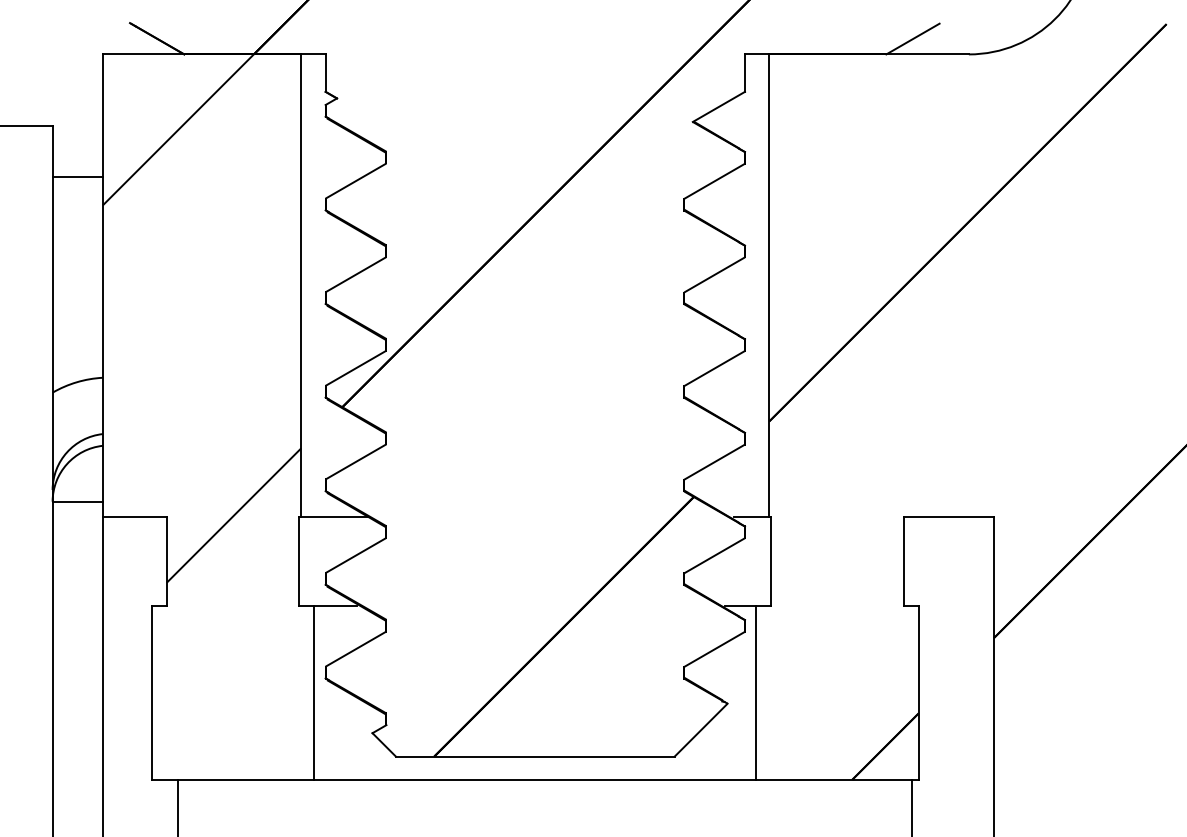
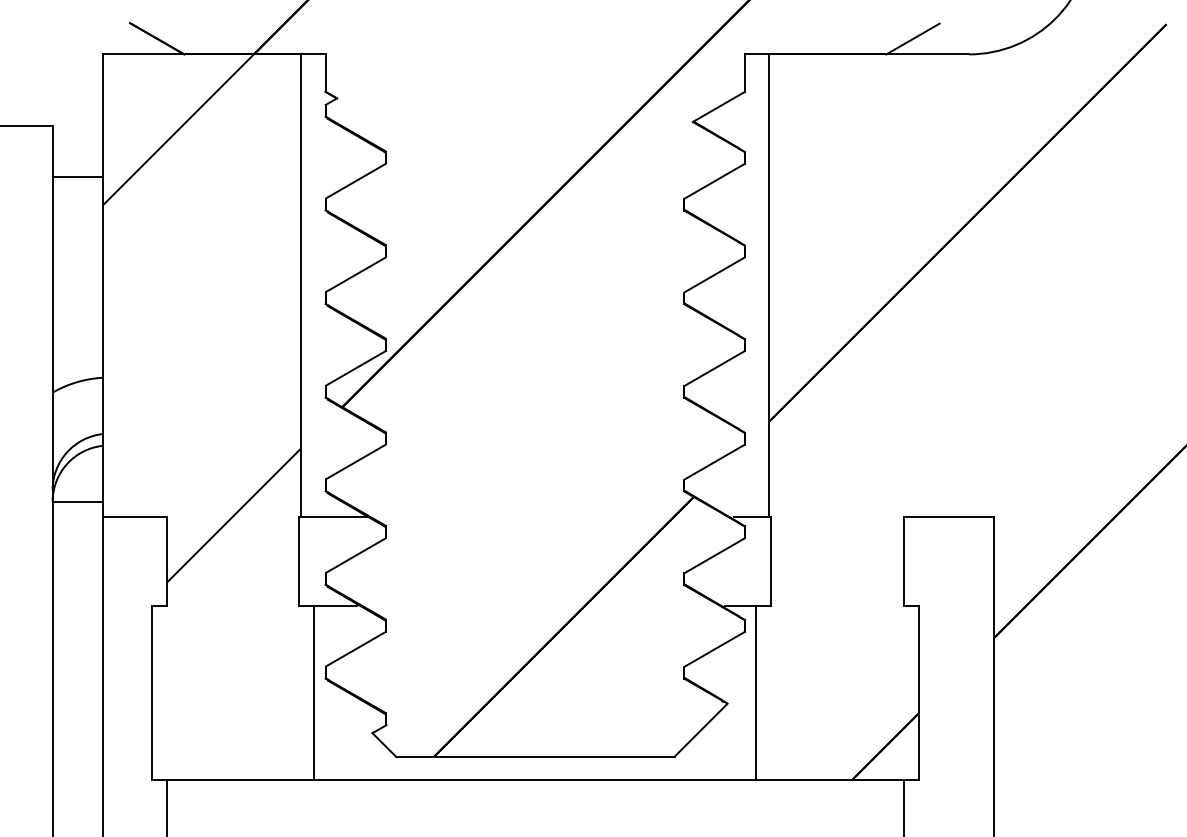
line position: (177, 806) -> (166, 806) (166, 806)
line position: (911, 806) -> (903, 806) (903, 806)
